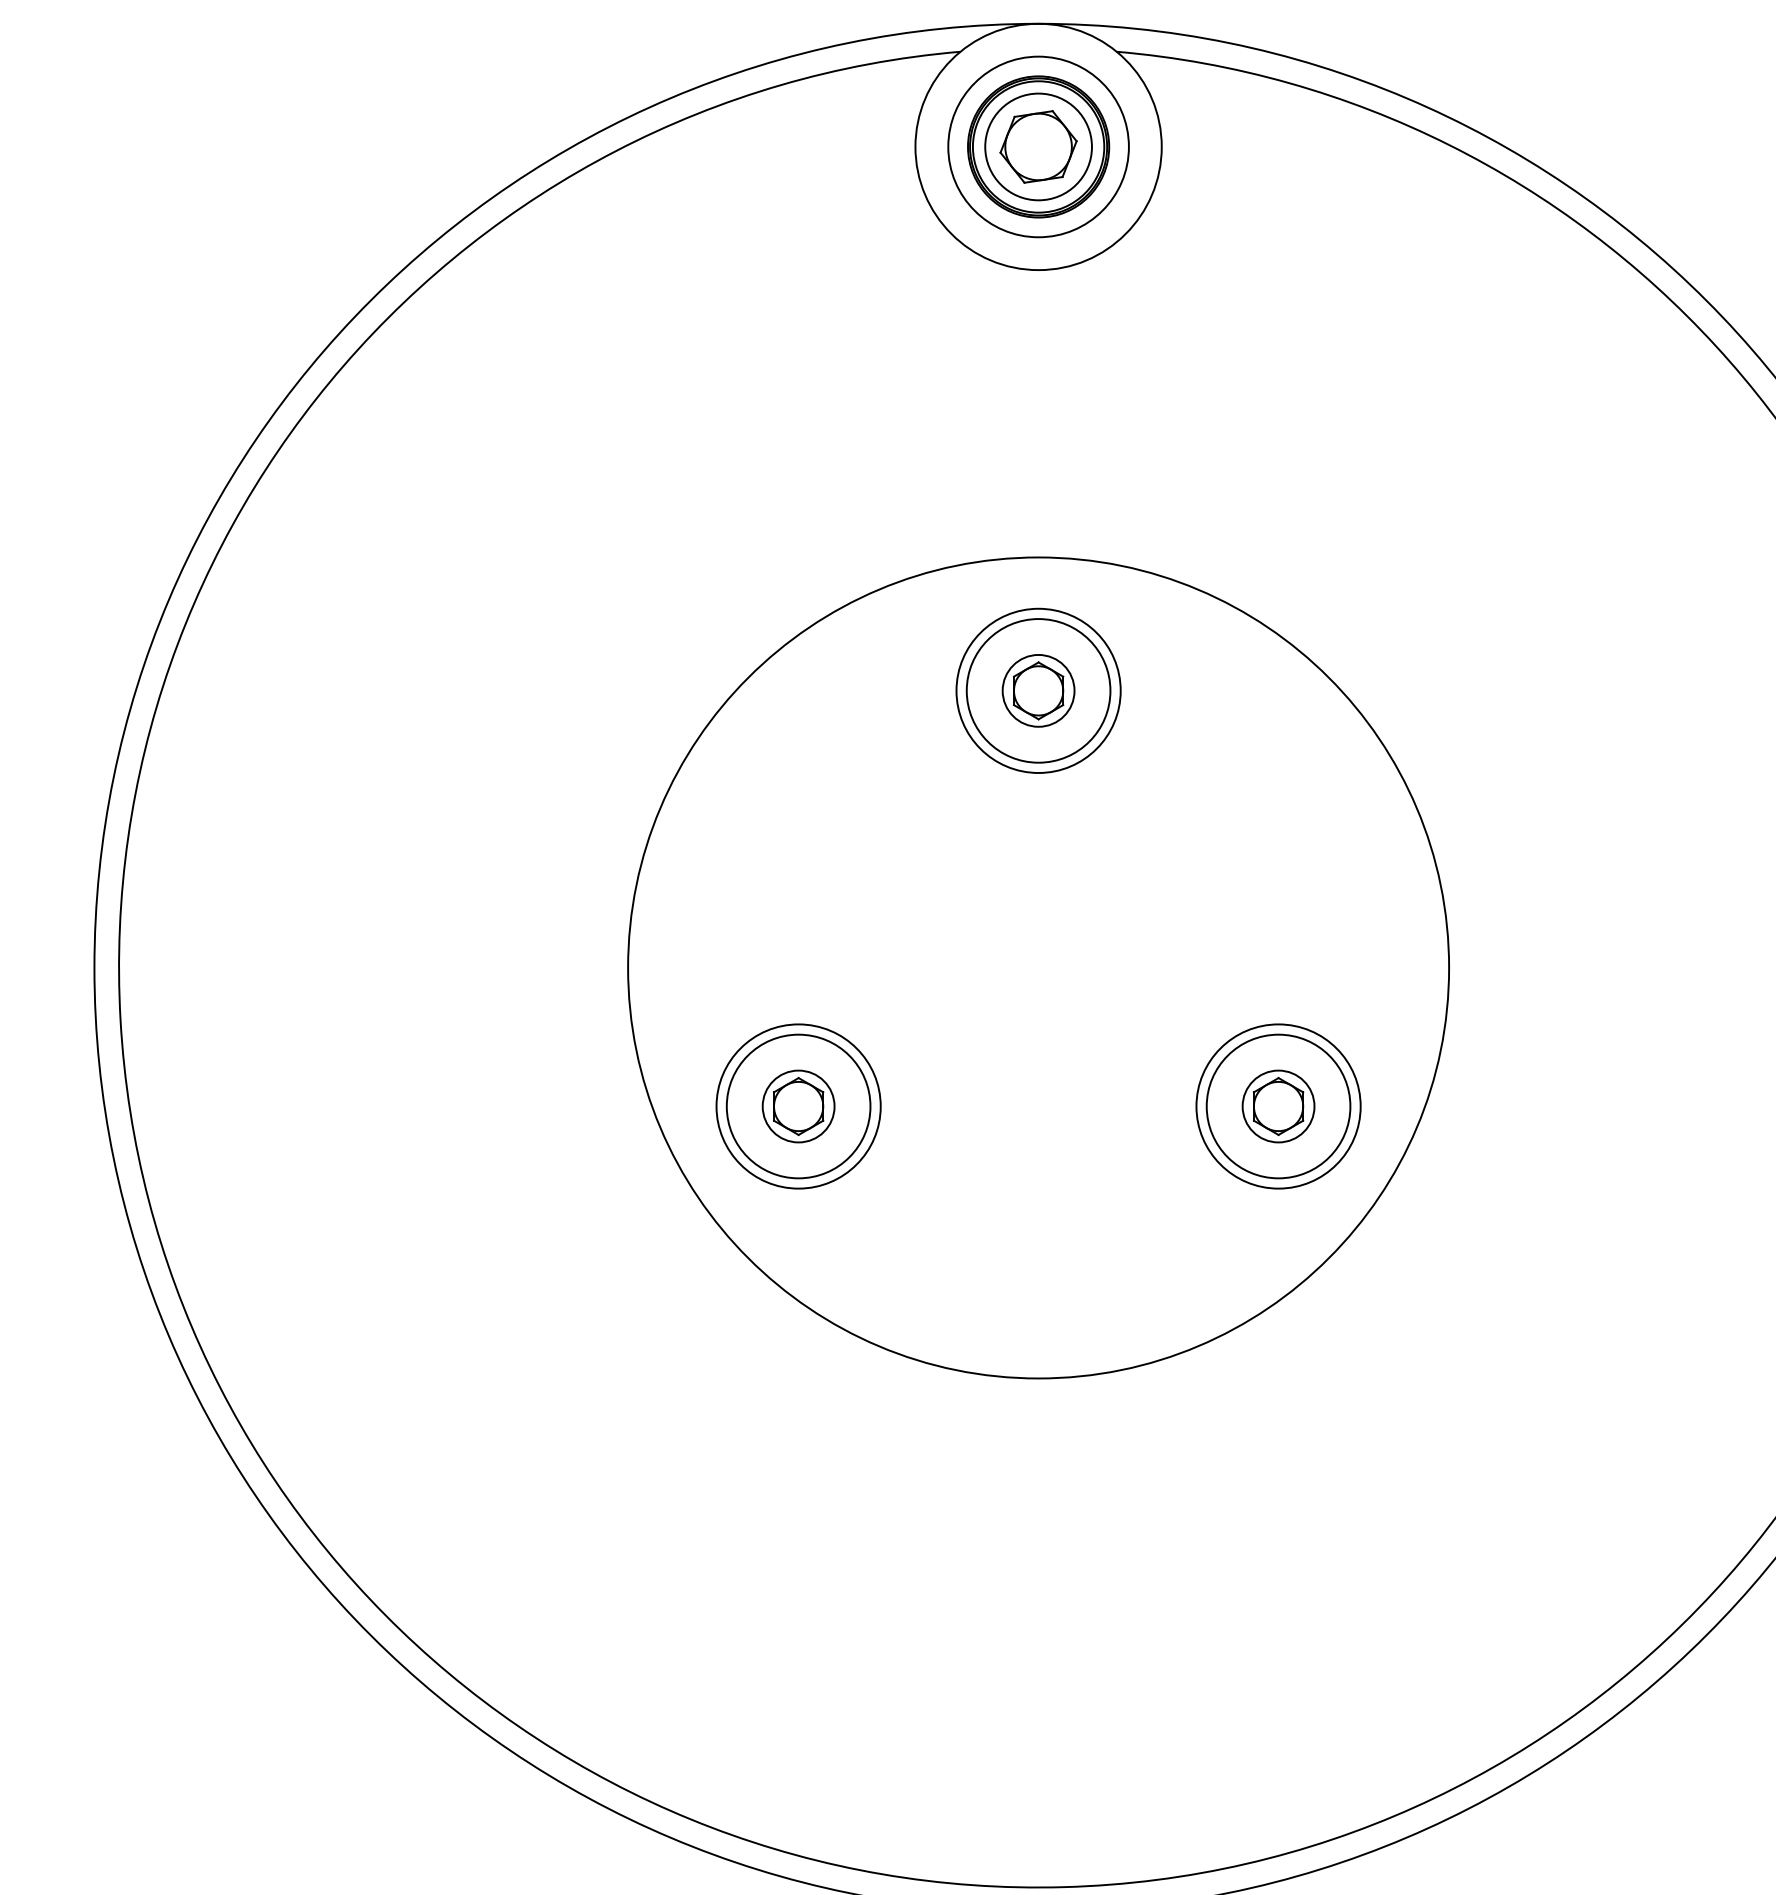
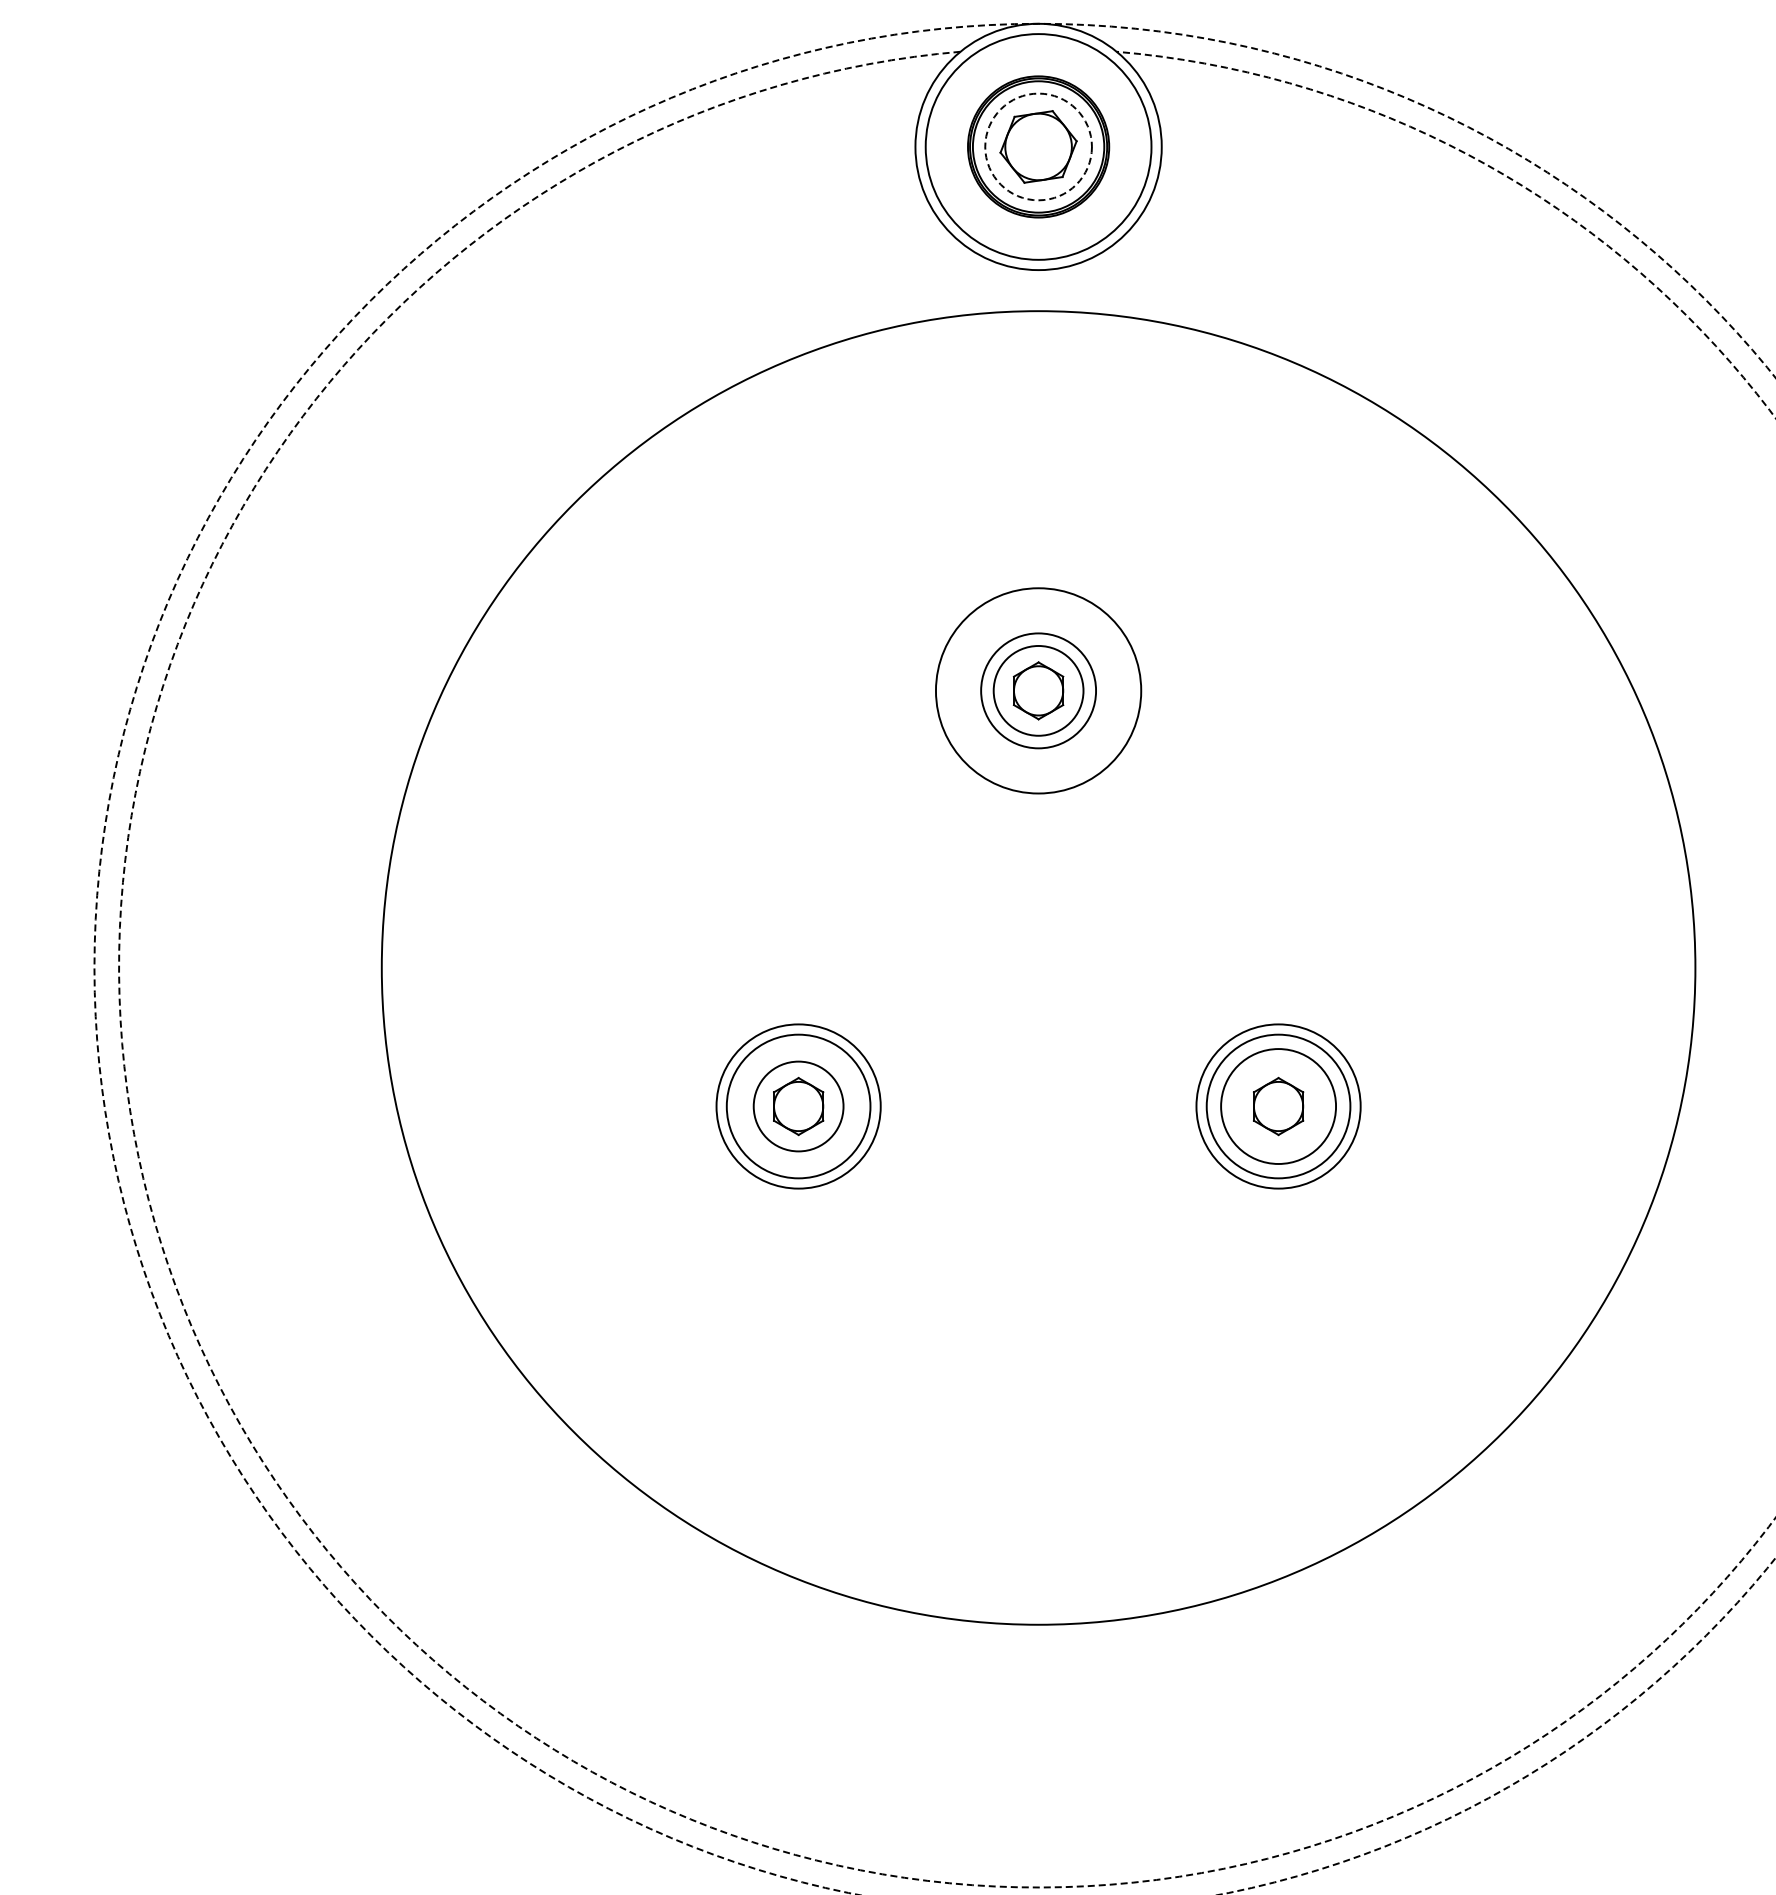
circle diameter: 181 px -> 226 px (1038, 146)
circle: solid -> dashed (1038, 146)
arc: solid -> dashed (1481, 161)
circle diameter: 144 px -> 115 px (1038, 690)
circle diameter: 164 px -> 205 px (1038, 690)
circle diameter: 72 px -> 90 px (1038, 690)
circle: solid -> dashed (934, 958)
circle diameter: 821 px -> 1314 px (1038, 967)
circle diameter: 72 px -> 90 px (798, 1106)
circle diameter: 72 px -> 115 px (1278, 1106)
arc: solid -> dashed (233, 1413)
